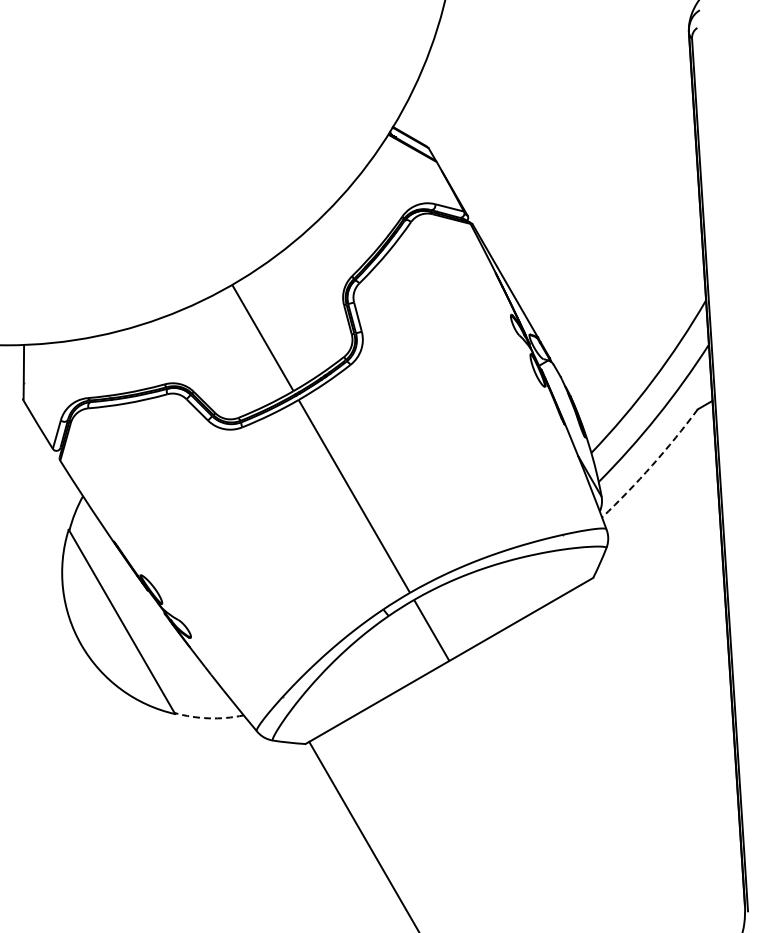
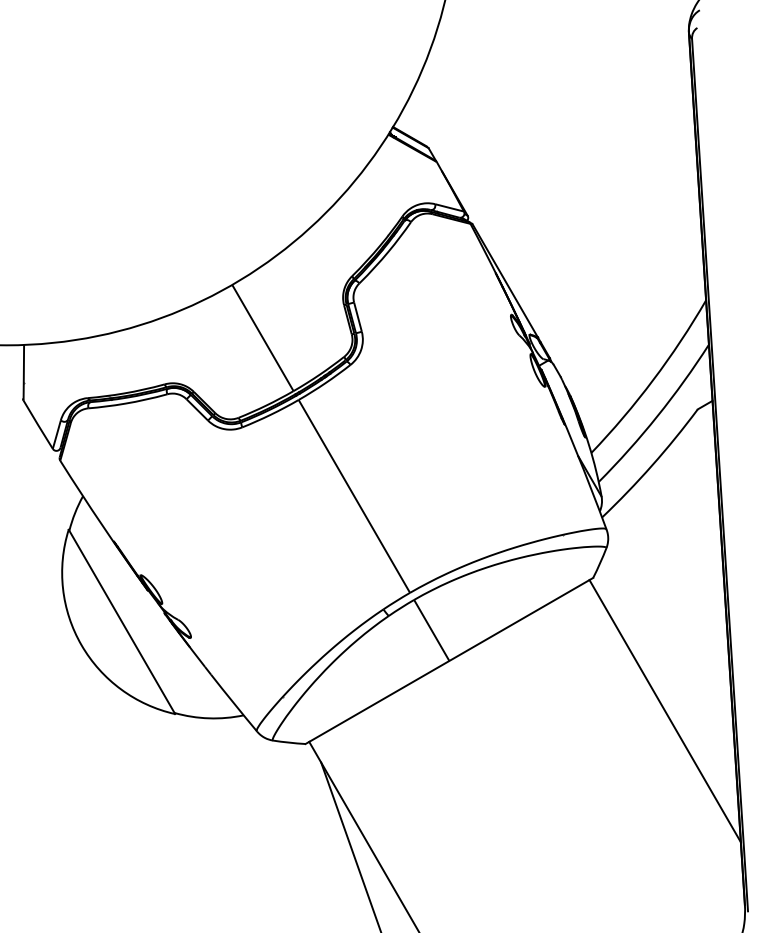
arc: dashed -> solid (652, 465)
line: none -> present (664, 711)
arc: dashed -> solid (209, 718)
line: none -> present (350, 845)
